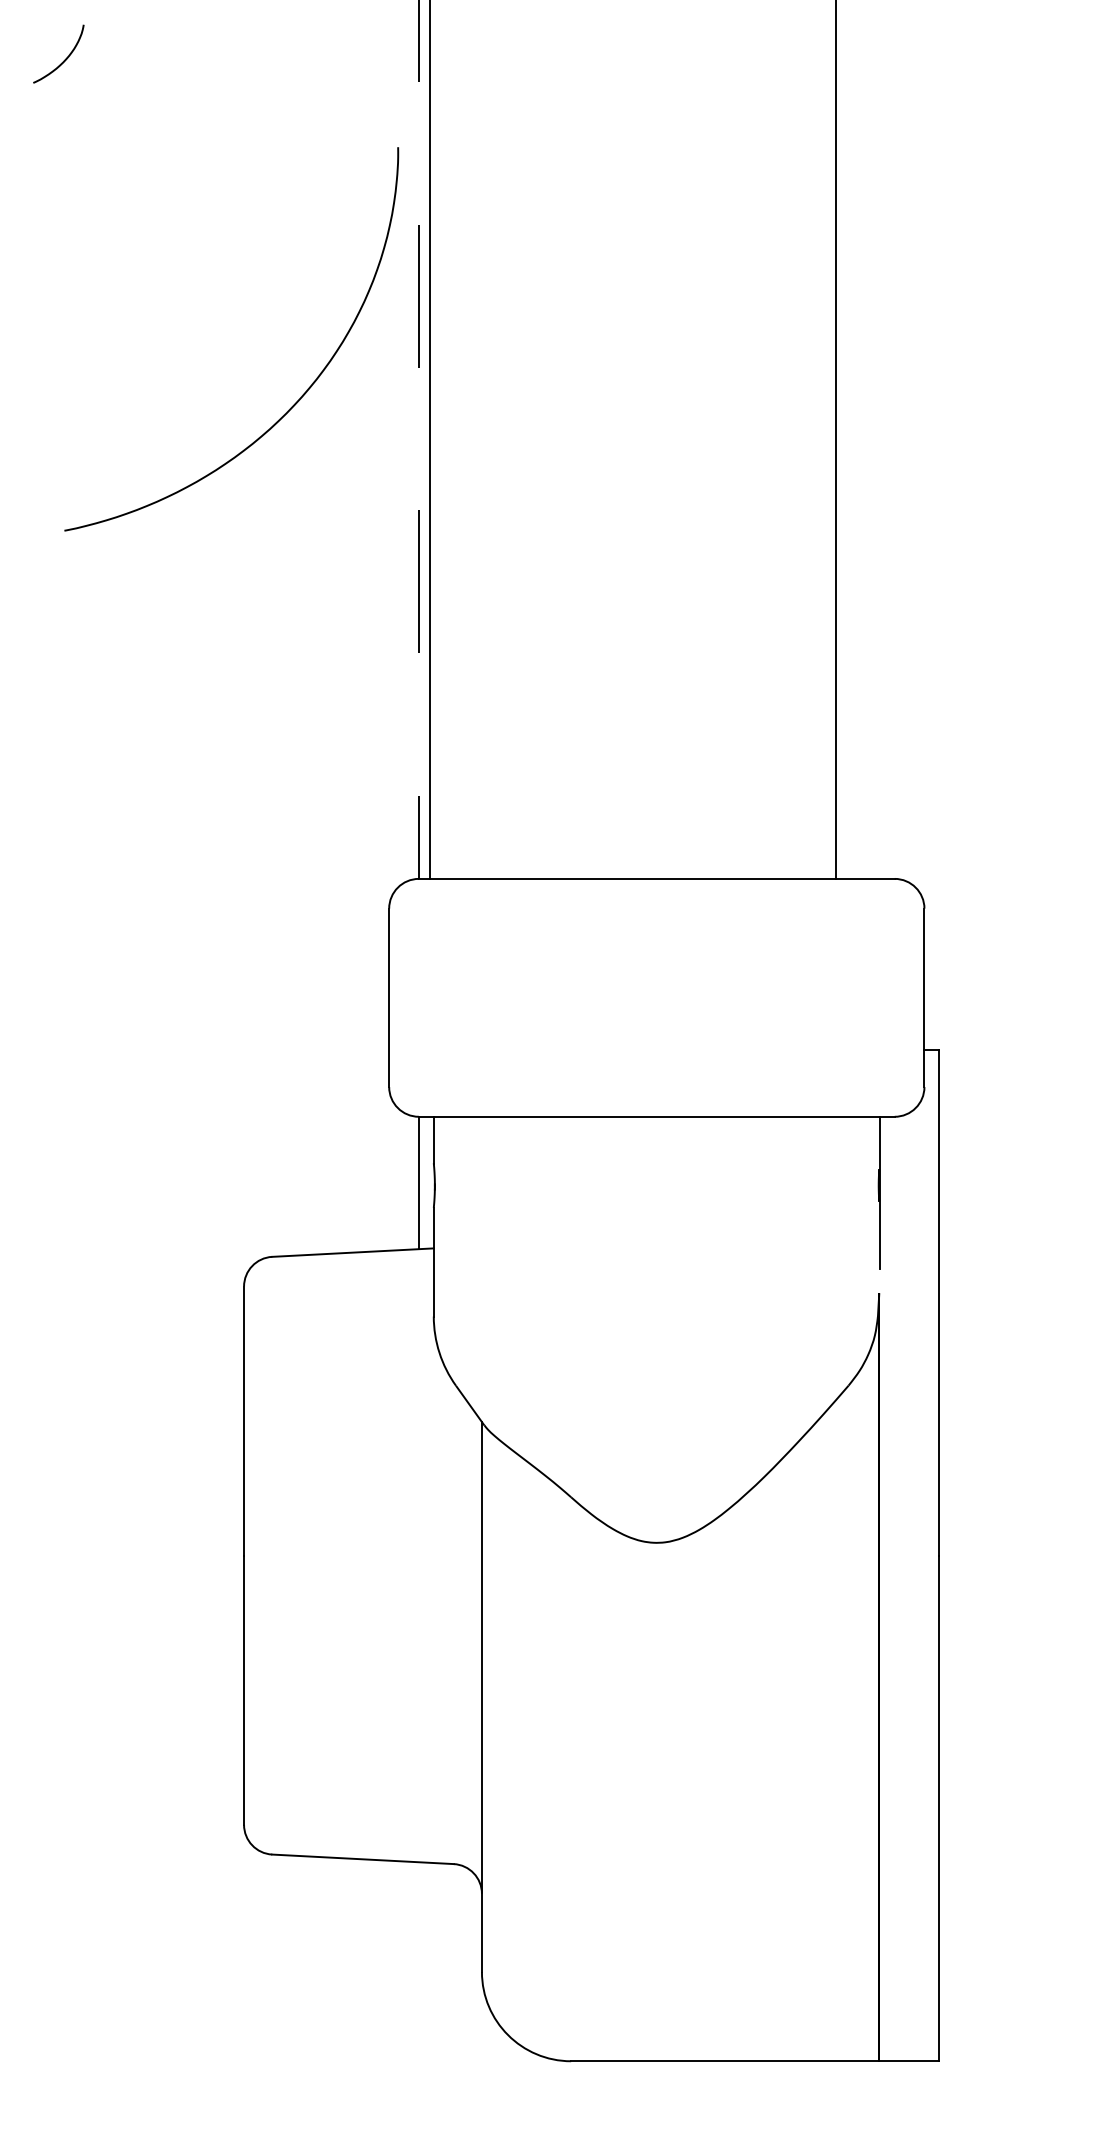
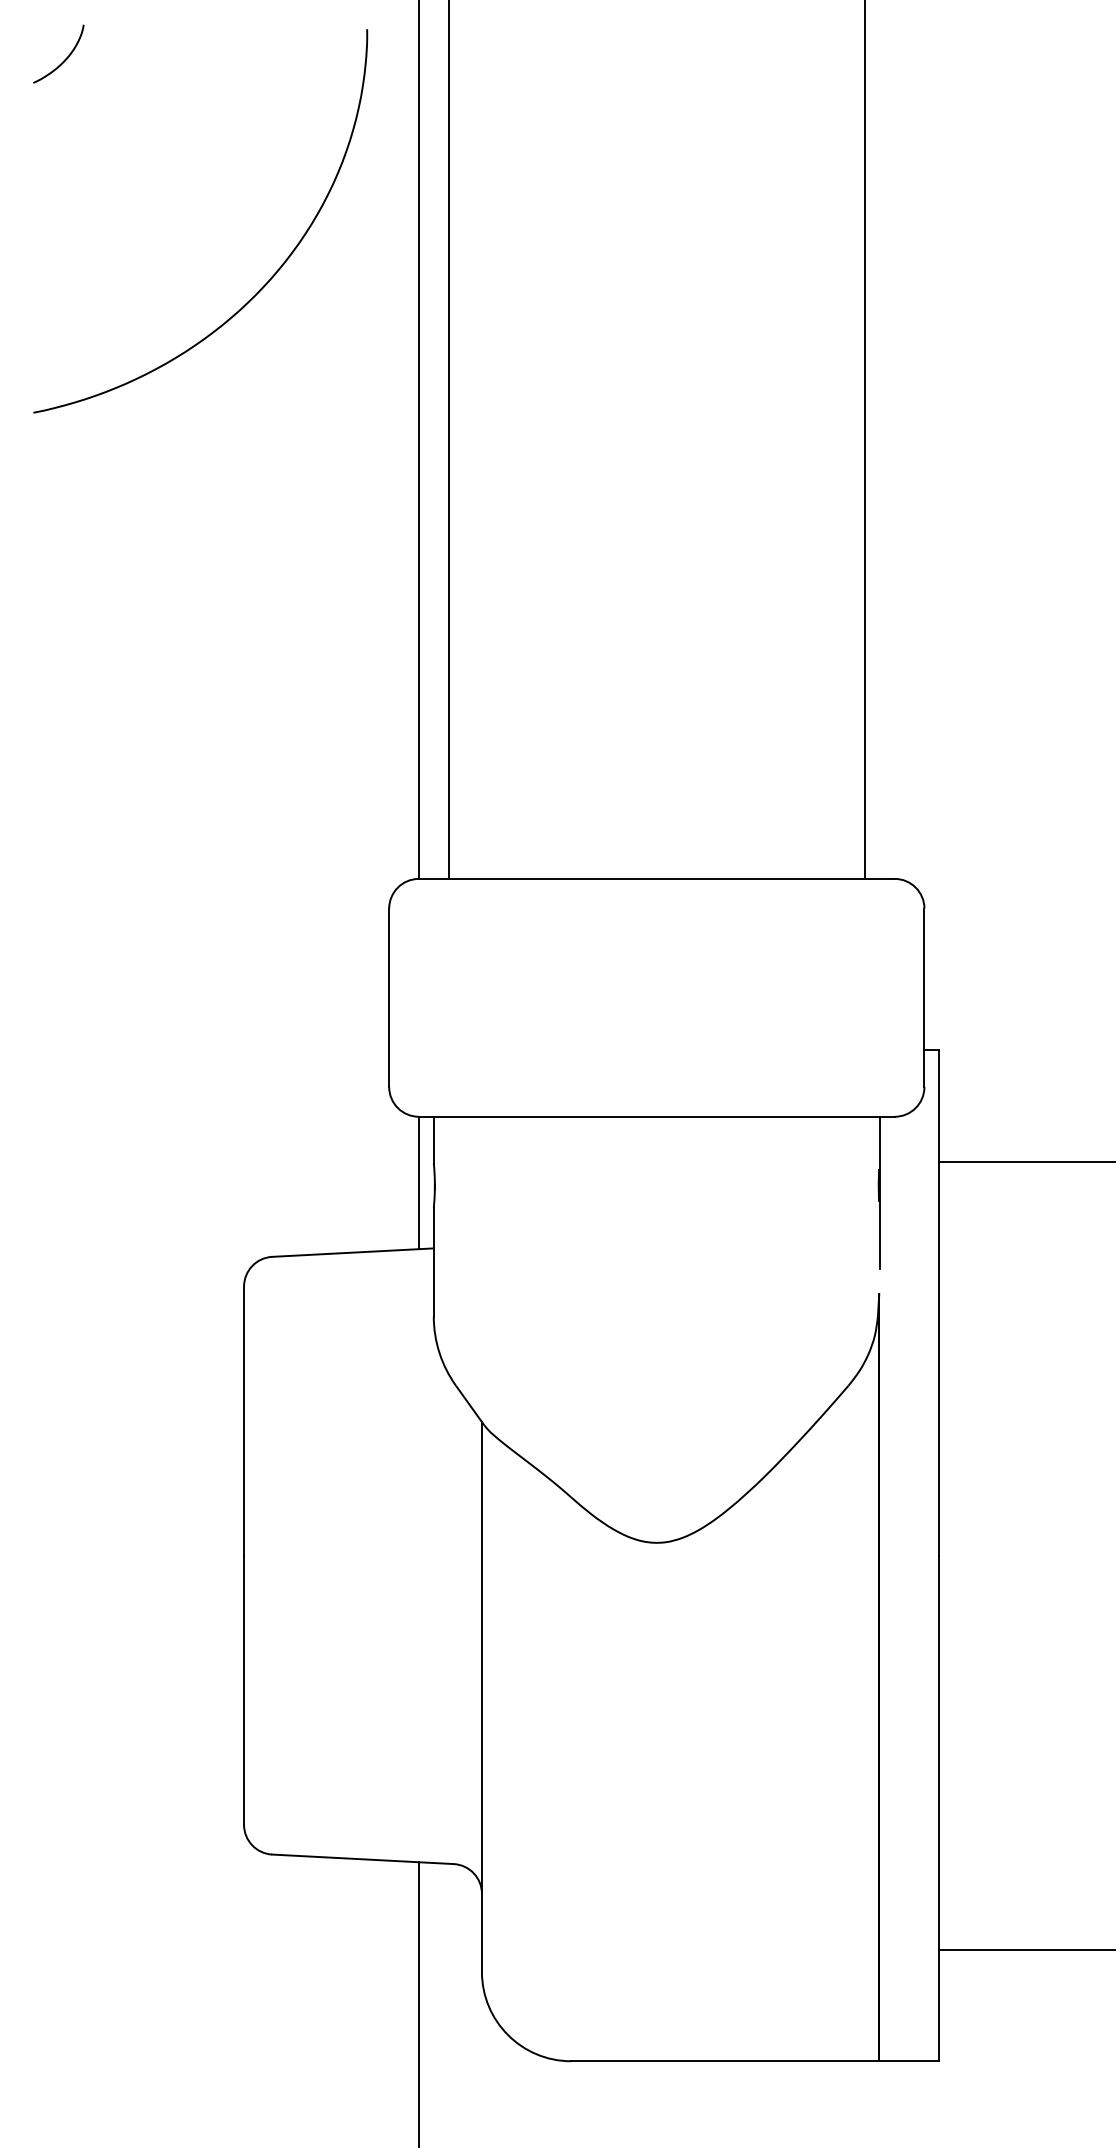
curve position: (301, 395) -> (270, 277) (270, 277)
line: dashed -> solid (418, 440)
line position: (429, 440) -> (448, 440) (448, 440)
line position: (835, 440) -> (864, 440) (864, 440)
line: none -> present (1026, 1161)
line: none -> present (1026, 1949)
line: none -> present (418, 2003)
